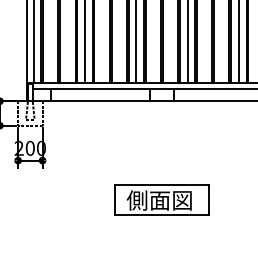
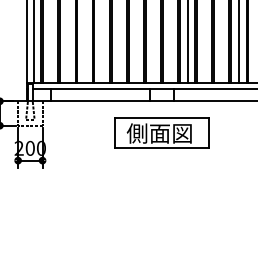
line: present -> none (85, 42)
line: present -> none (136, 42)
part position: (161, 199) -> (161, 132) (161, 132)
